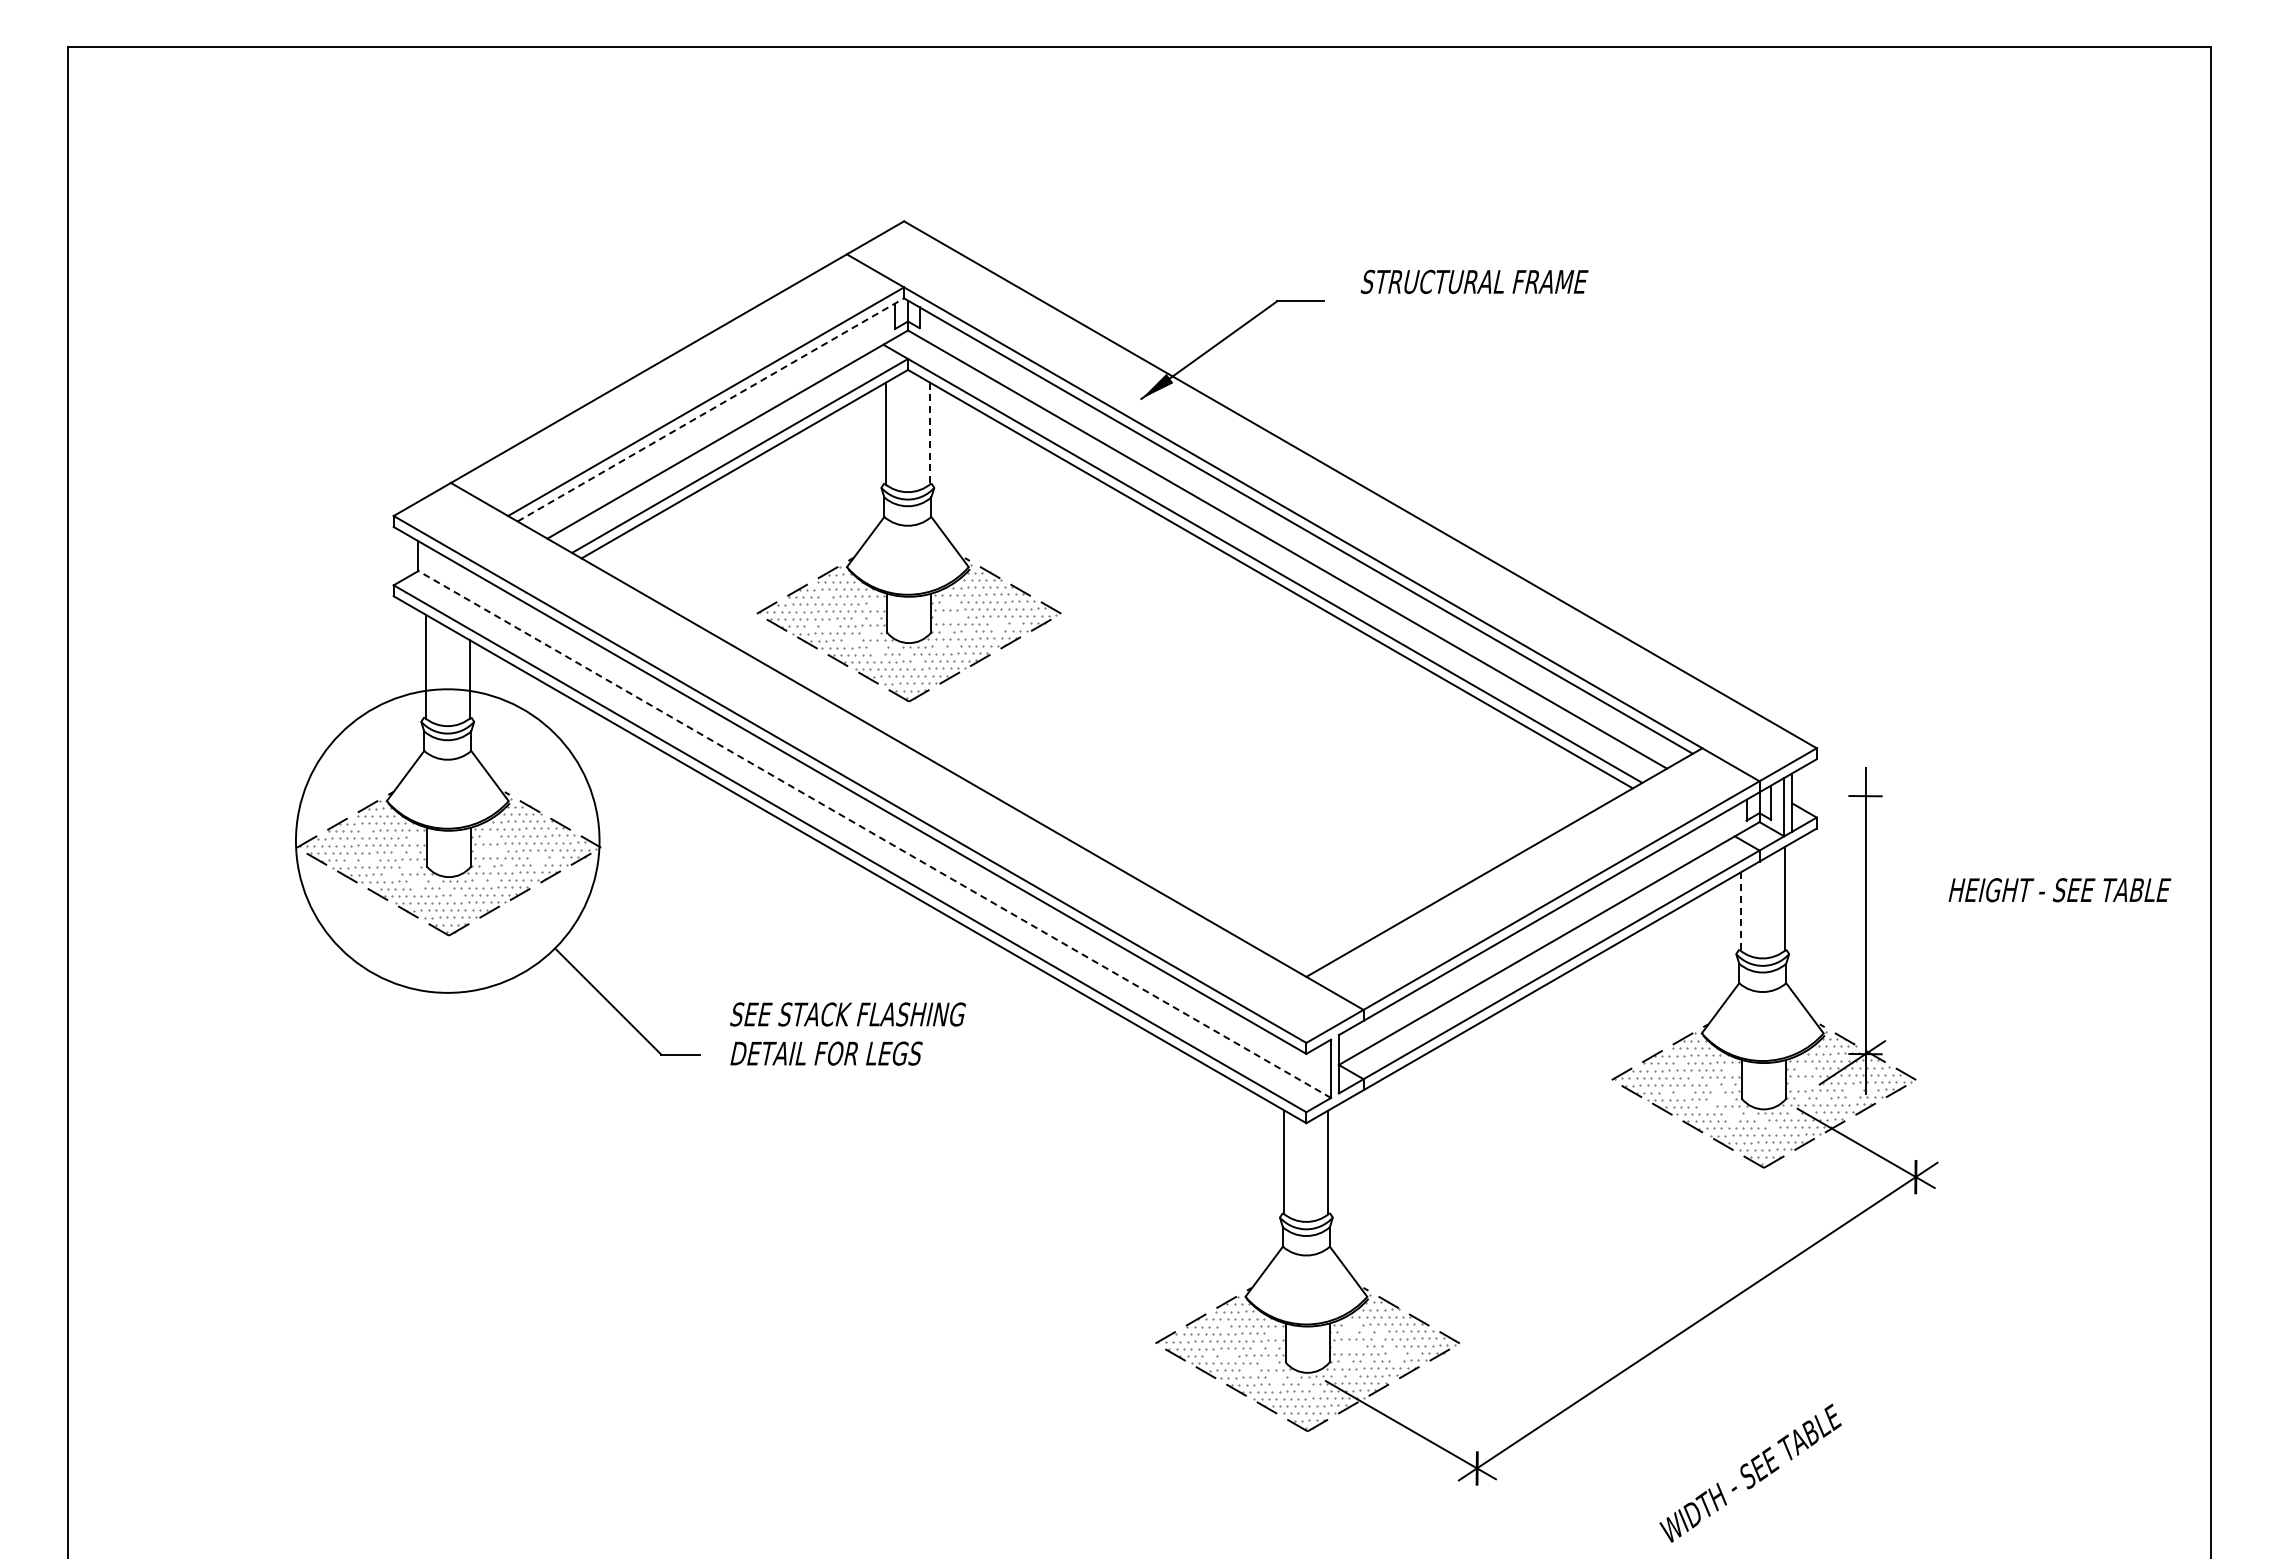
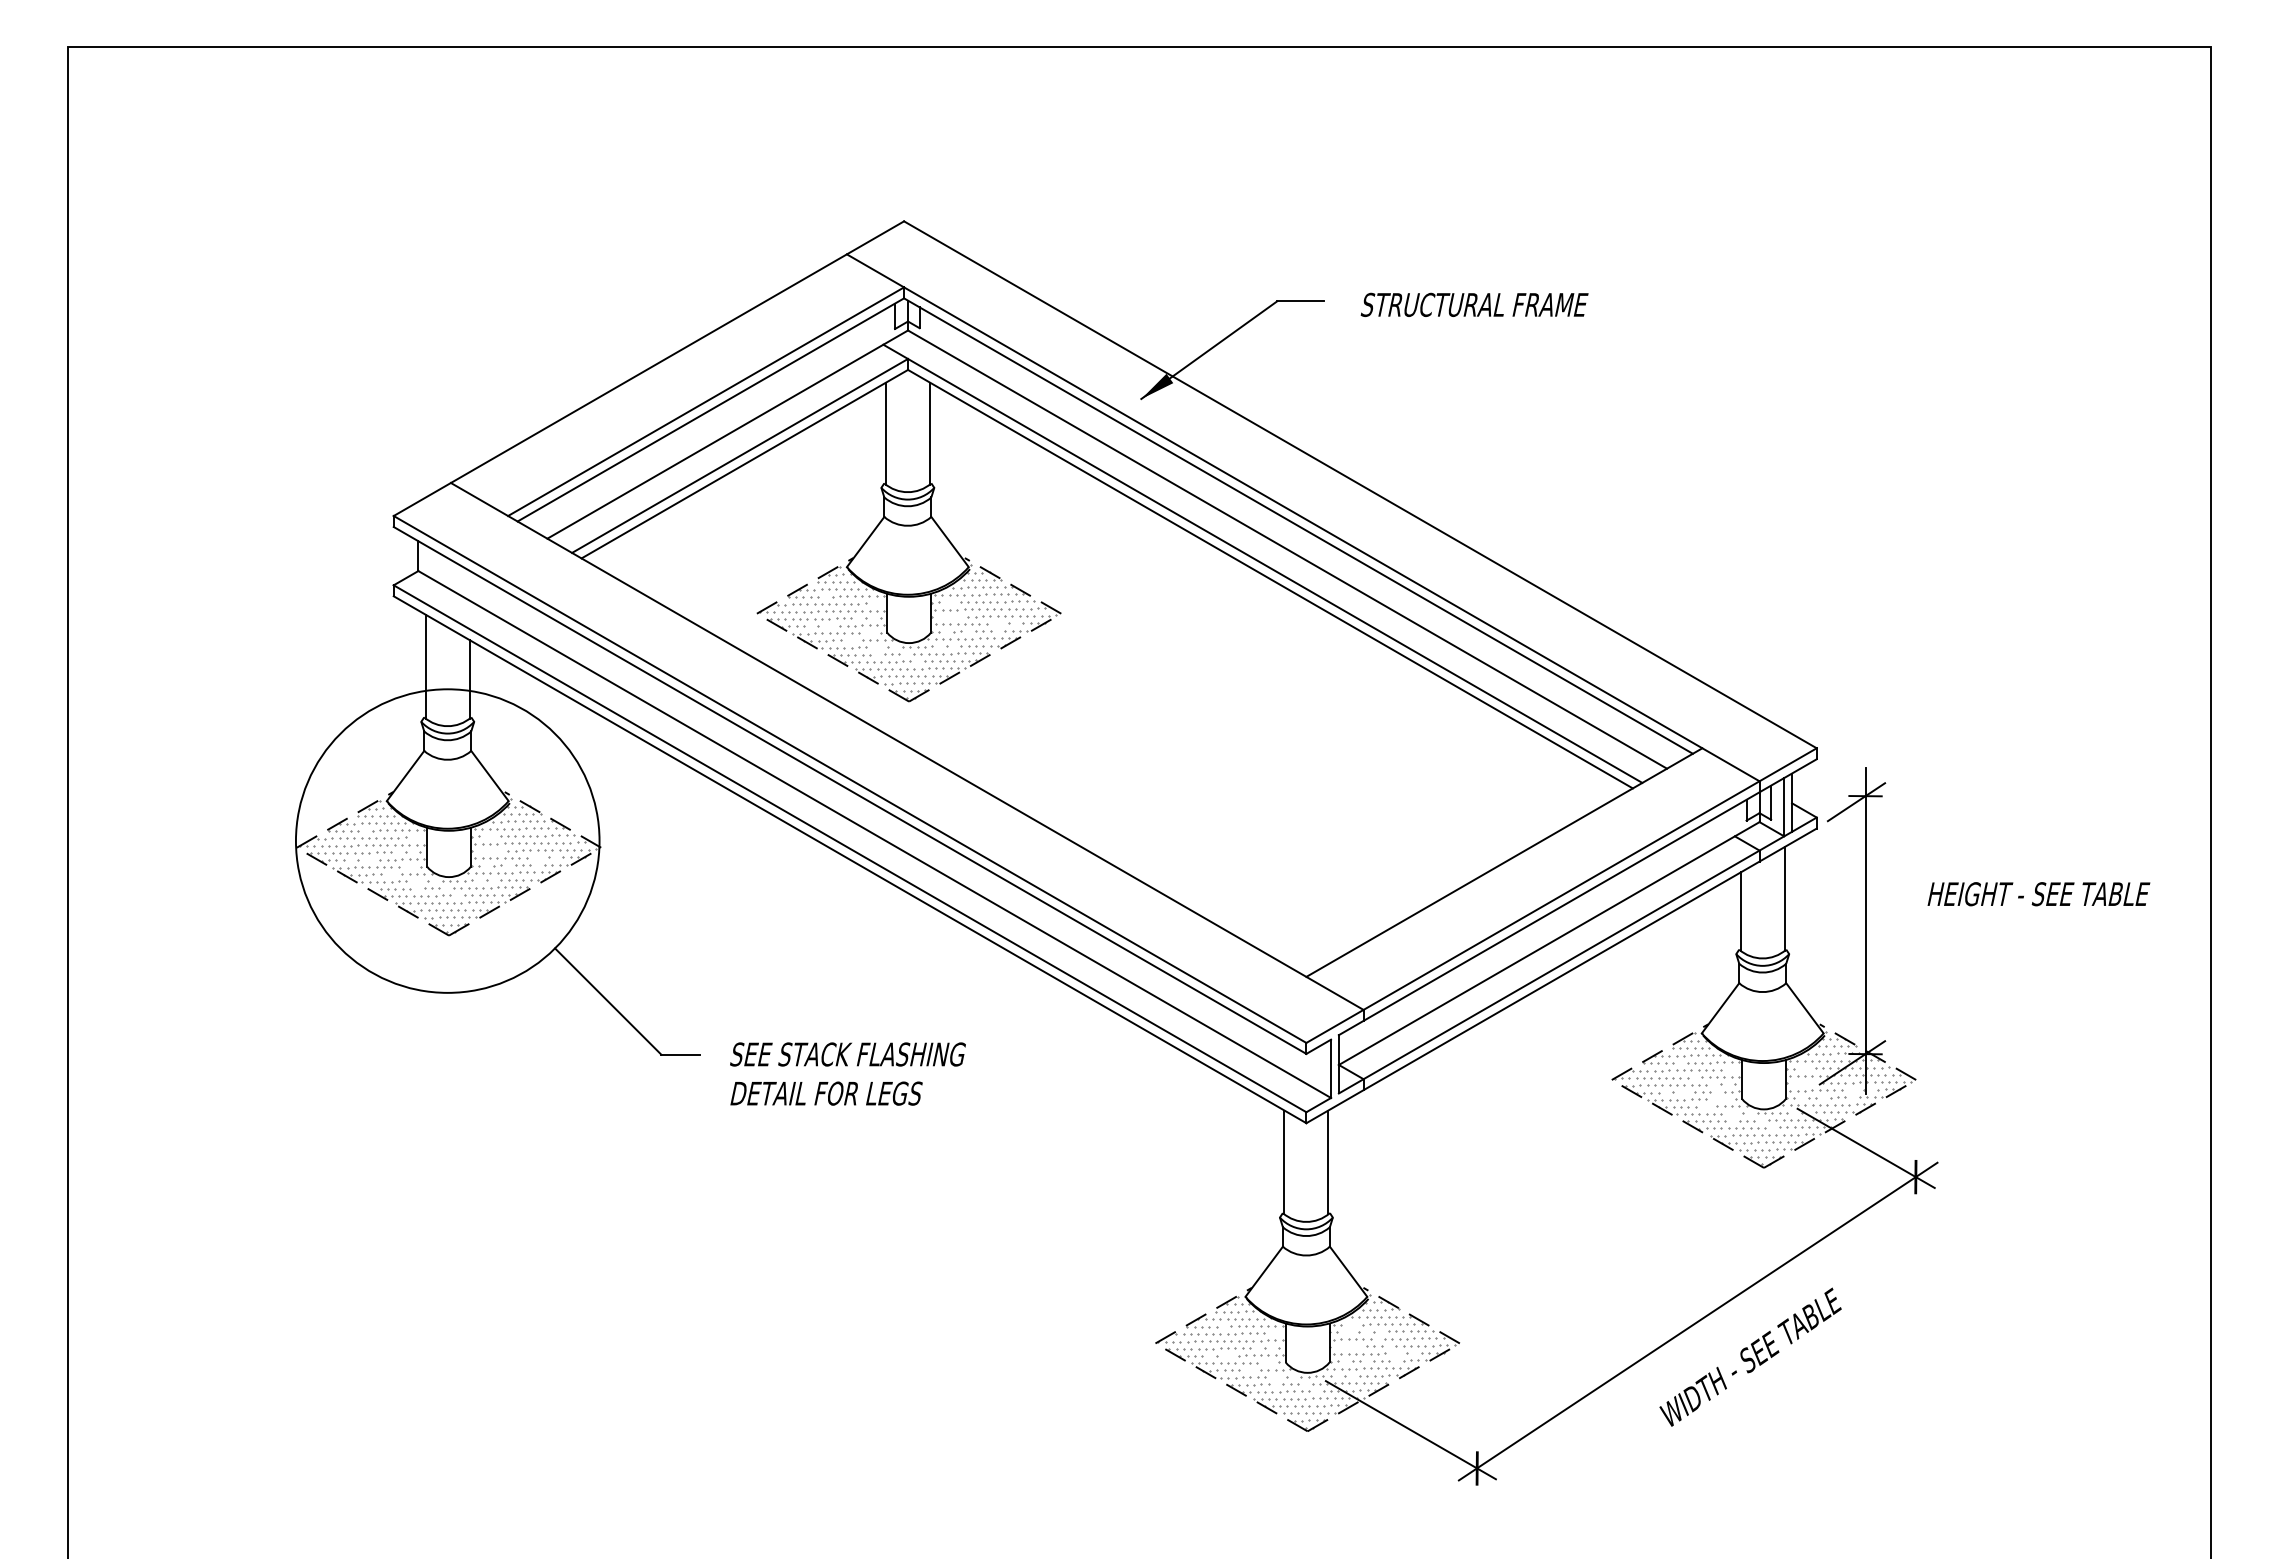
text position: (1474, 281) -> (1474, 304) (1474, 304)
line: dashed -> solid (711, 409)
line: dashed -> solid (929, 434)
line: none -> present (1856, 802)
line: dashed -> solid (874, 834)
text position: (2059, 890) -> (2038, 894) (2038, 894)
line: dashed -> solid (1740, 912)
text position: (847, 1033) -> (847, 1073) (847, 1073)
text position: (1750, 1472) -> (1750, 1356) (1750, 1356)
